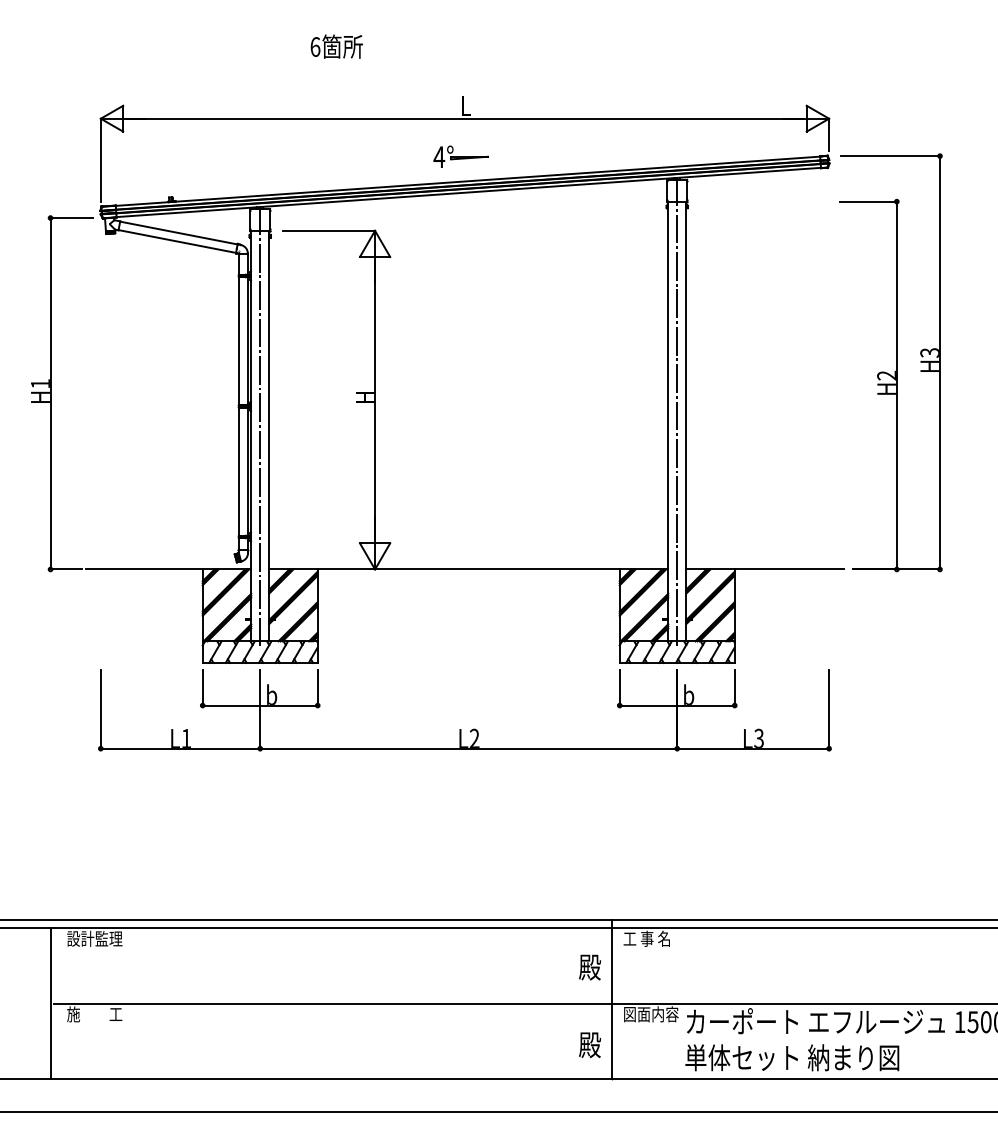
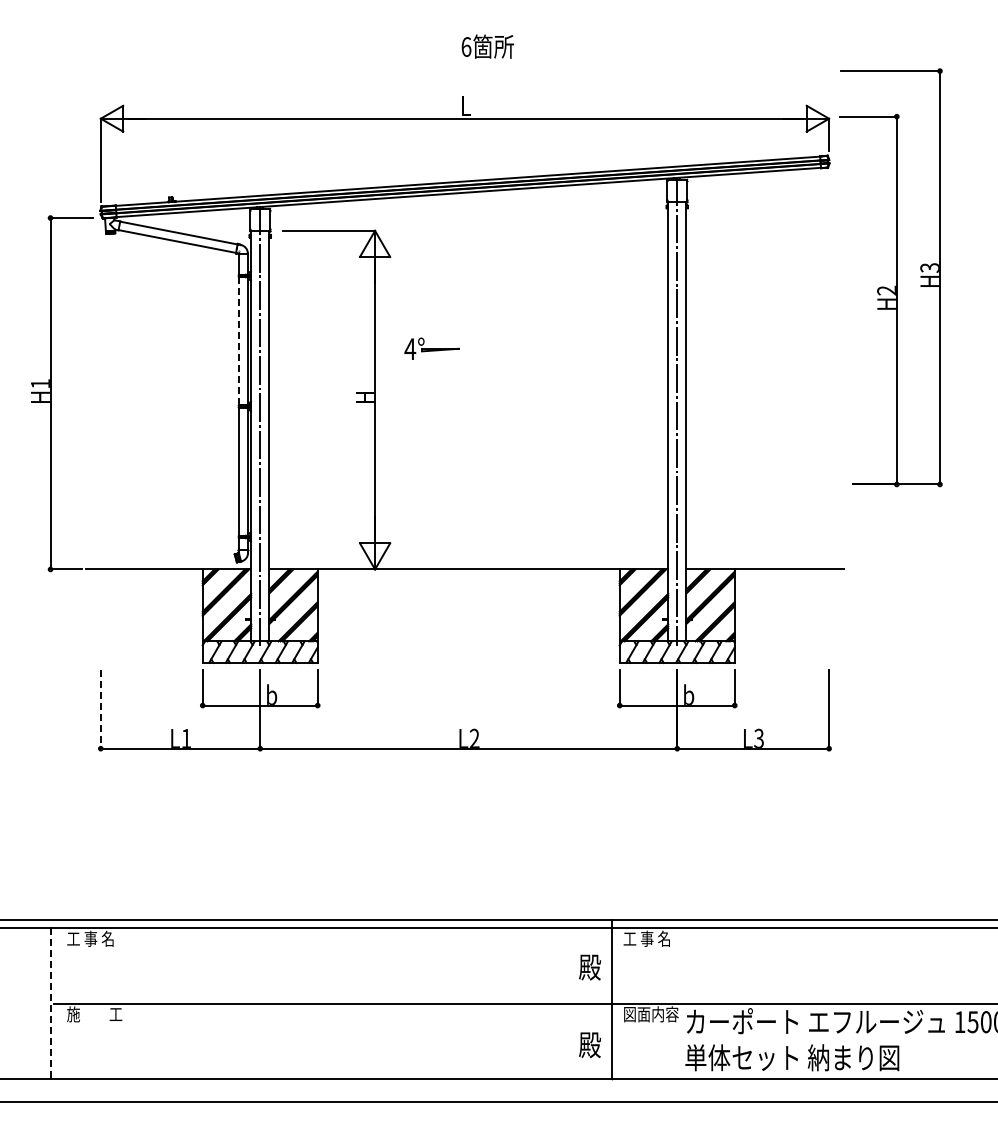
text position: (336, 46) -> (487, 46) (487, 46)
part position: (460, 156) -> (431, 348) (431, 348)
line: solid -> dashed (239, 341)
part position: (890, 362) -> (890, 277) (890, 277)
line: solid -> dashed (100, 710)
text: 設計監理 -> 工 事 名 (94, 938)
line: solid -> dashed (50, 1004)
line position: (498, 1111) -> (498, 1101) (498, 1101)
